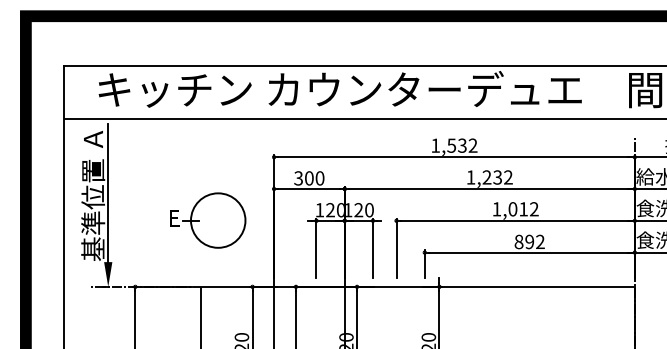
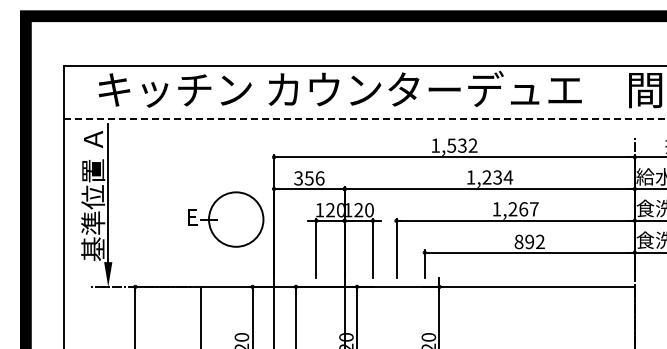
line: solid -> dashed (365, 118)
text: 1,232 -> 1,234 (508, 177)
text: 300 -> 356 (314, 178)
text: 1,012 -> 1,267 (523, 209)
part position: (208, 220) -> (226, 219) (226, 219)
